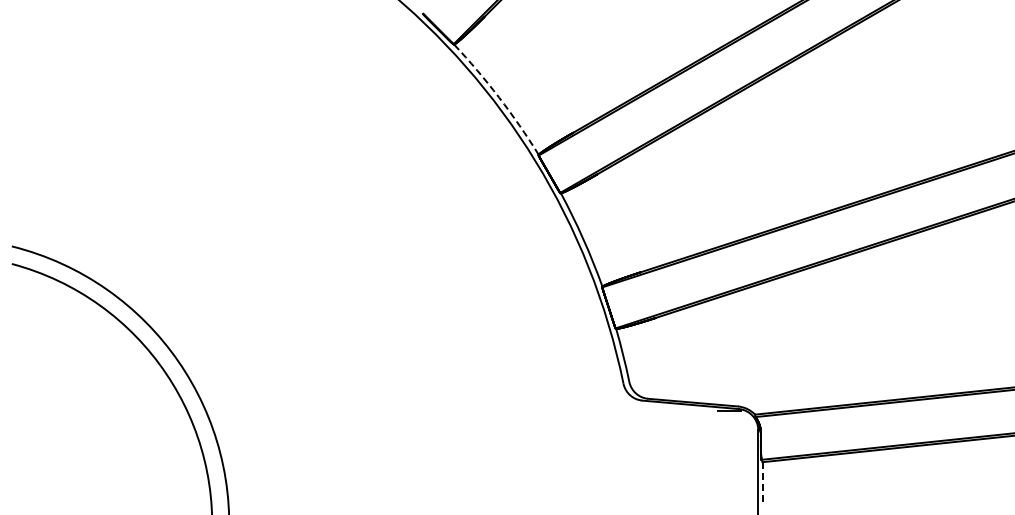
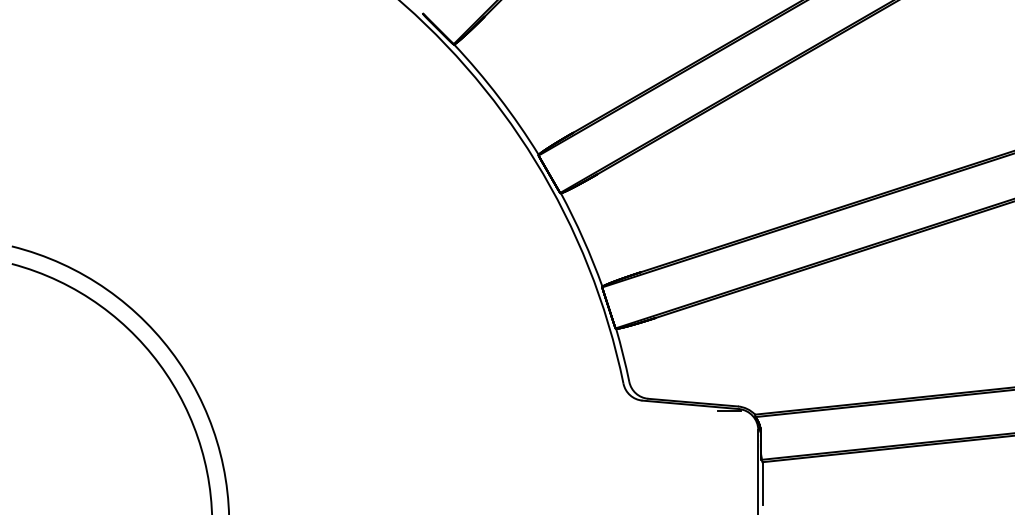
arc: dashed -> solid (499, 97)
line: dashed -> solid (762, 483)
